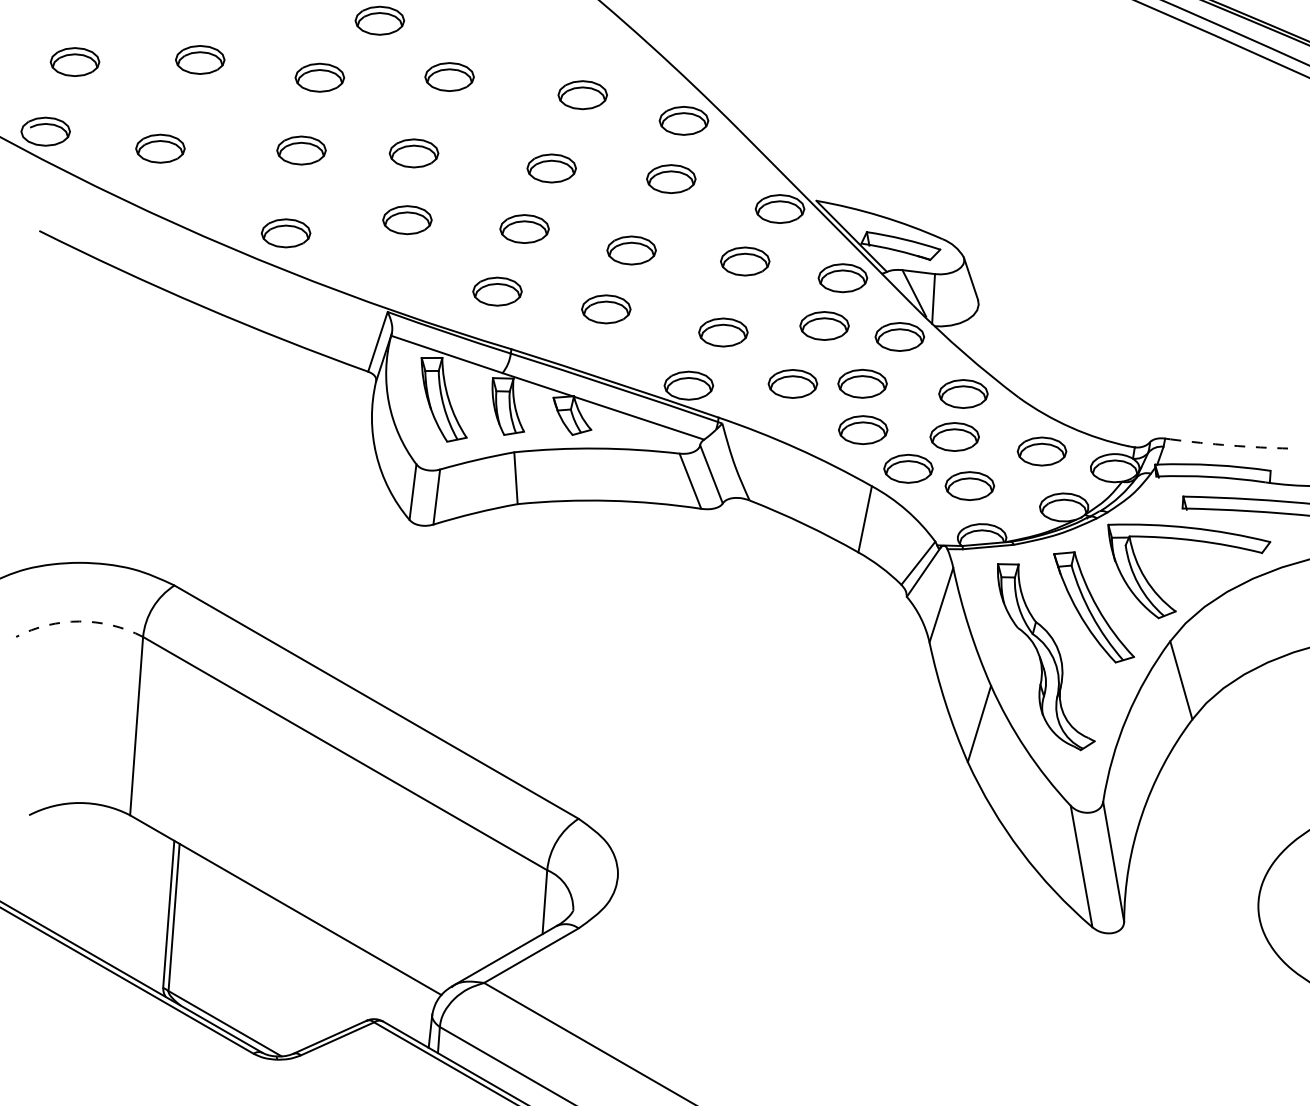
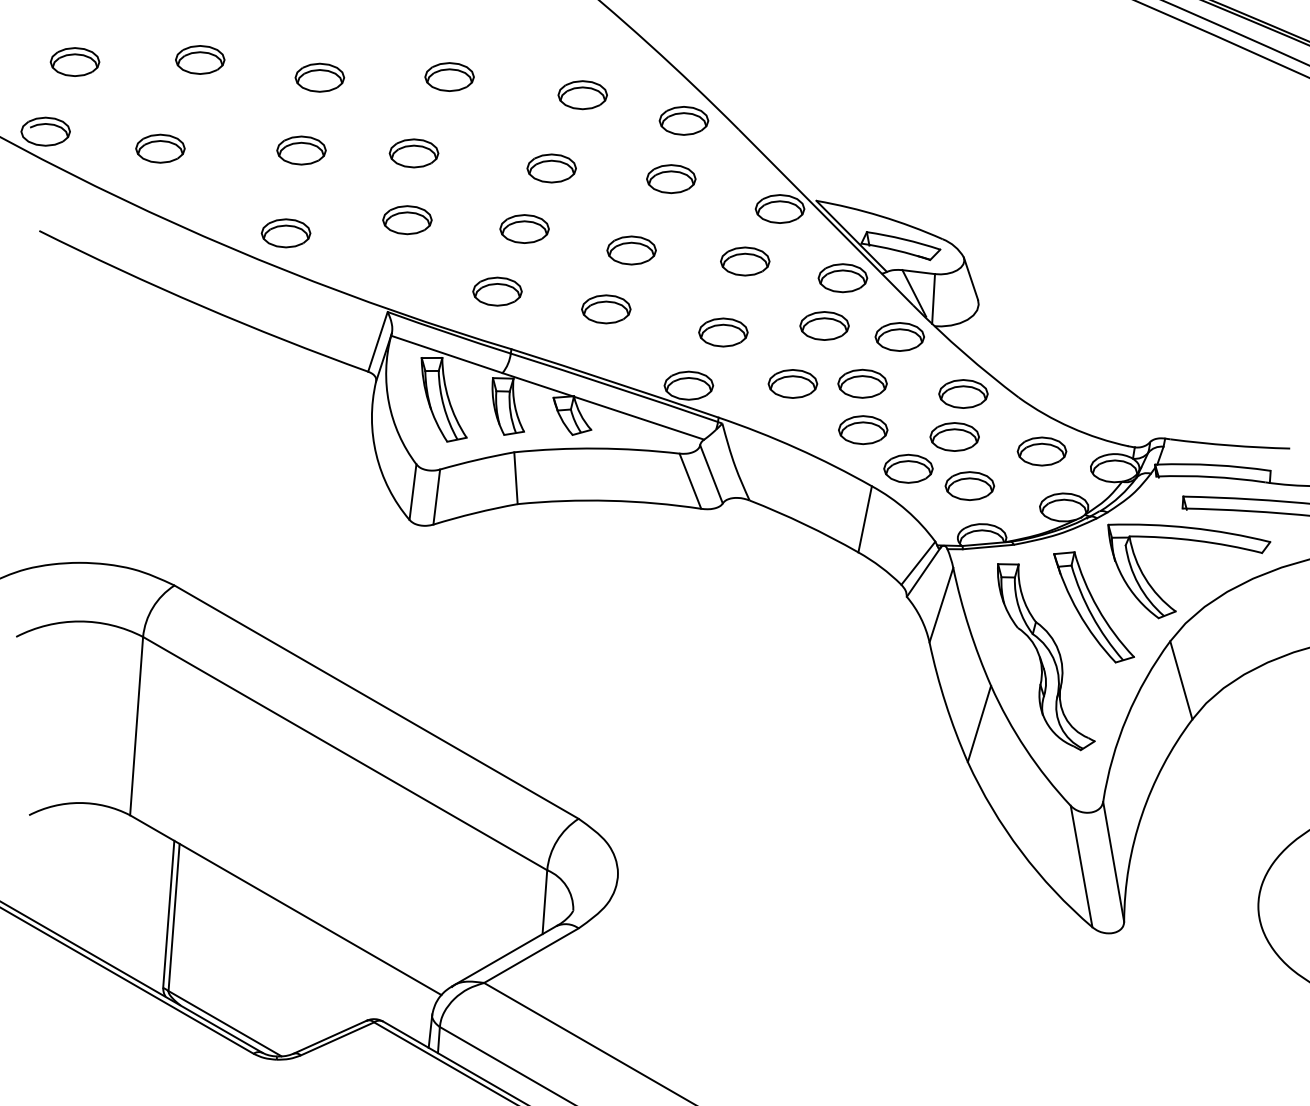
part: present -> none (379, 20)
arc: dashed -> solid (1230, 445)
arc: dashed -> solid (79, 621)
